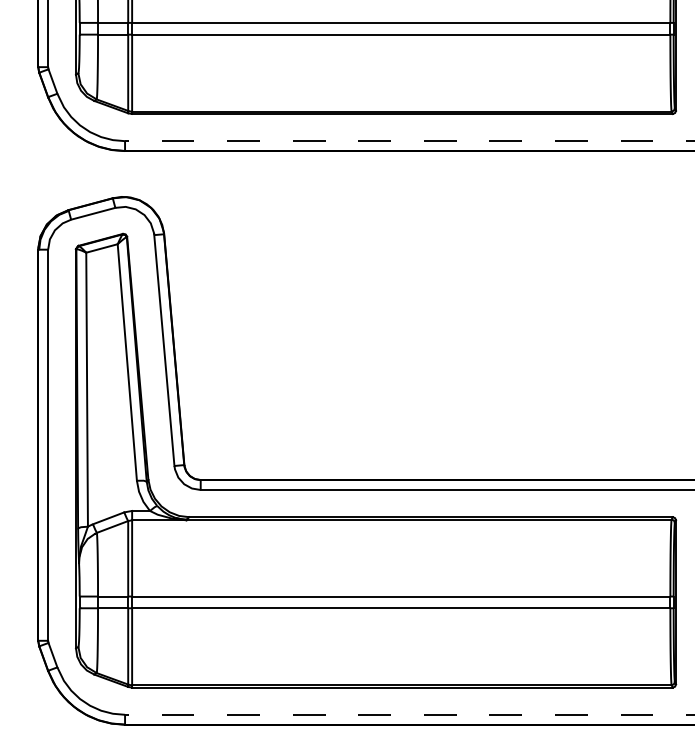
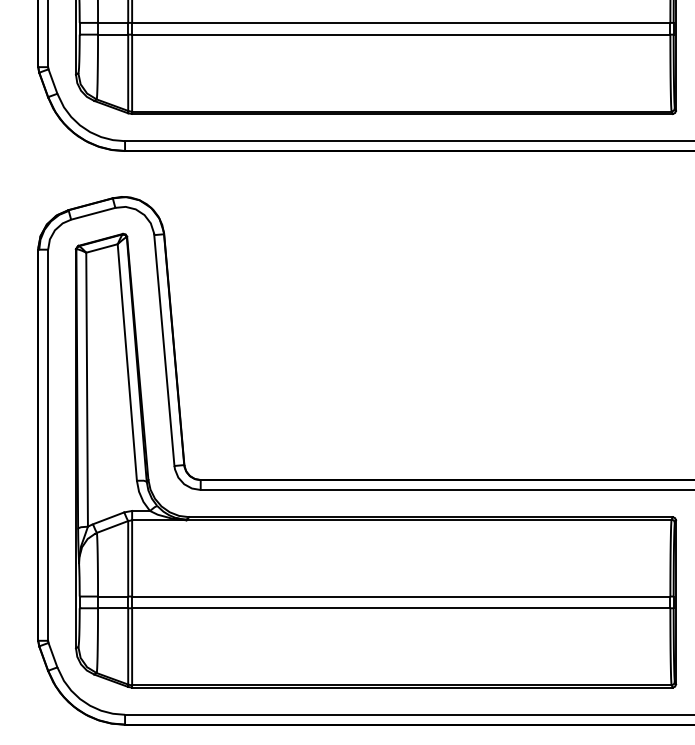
line: dashed -> solid (410, 141)
line: dashed -> solid (410, 714)
